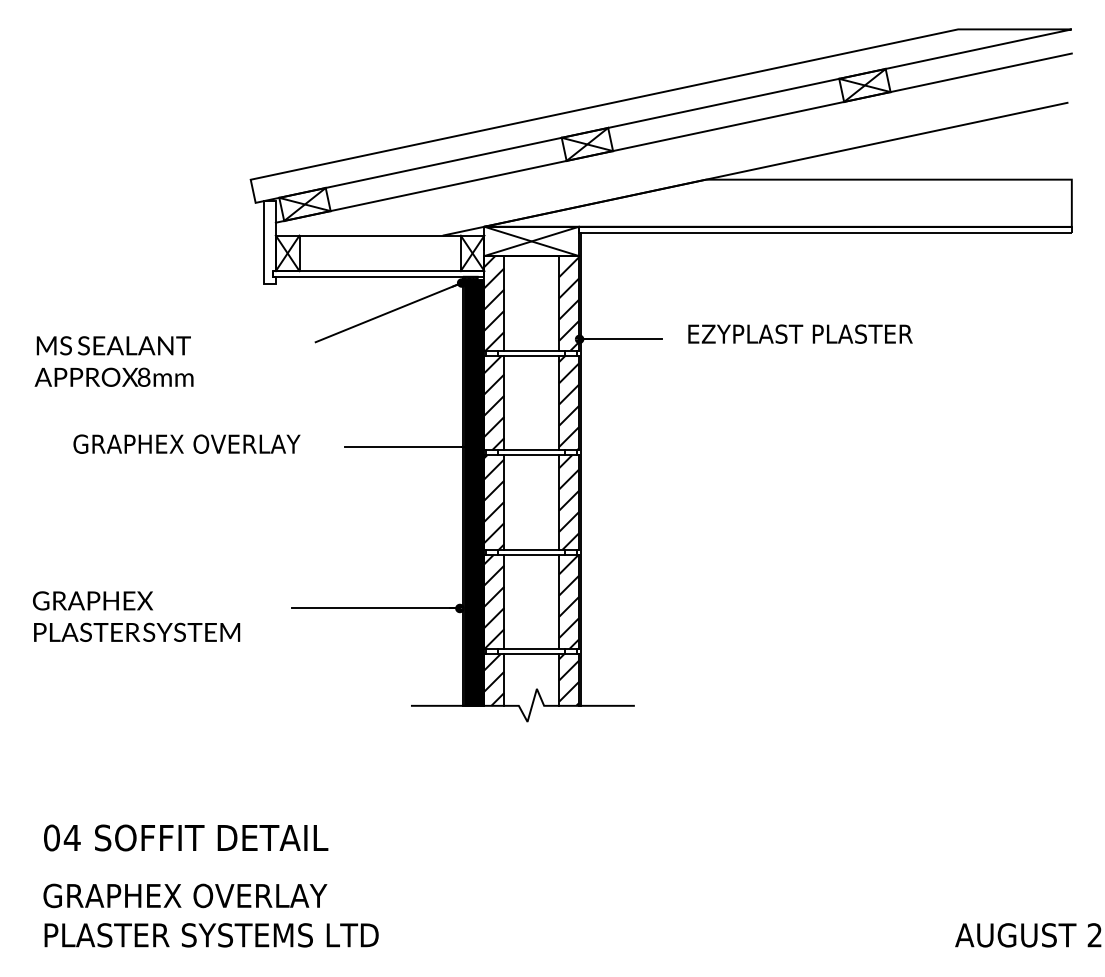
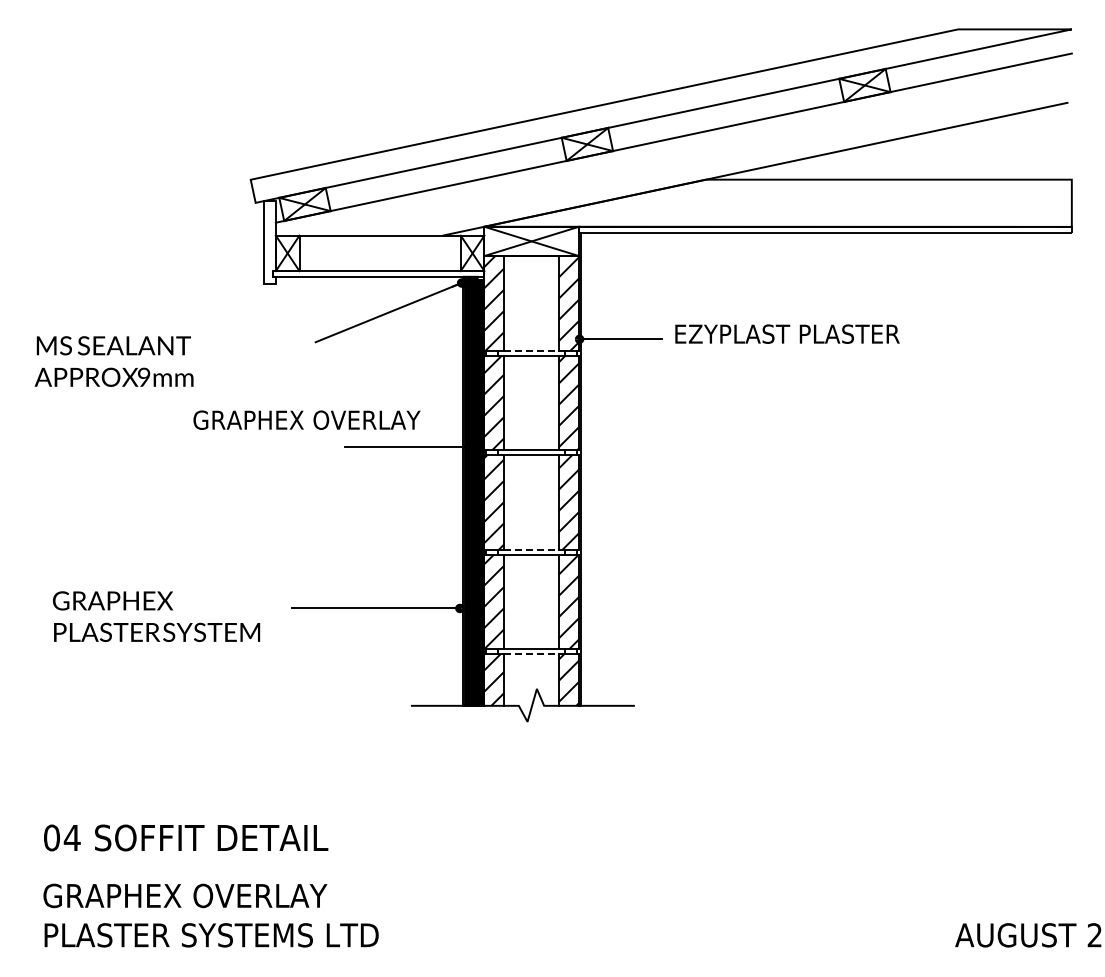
text position: (800, 333) -> (787, 333) (787, 333)
line: solid -> dashed (532, 350)
text: 8mm -> 9mm (143, 377)
text position: (186, 443) -> (306, 419) (306, 419)
line: solid -> dashed (532, 549)
text position: (136, 616) -> (156, 616) (156, 616)
line: solid -> dashed (532, 654)
